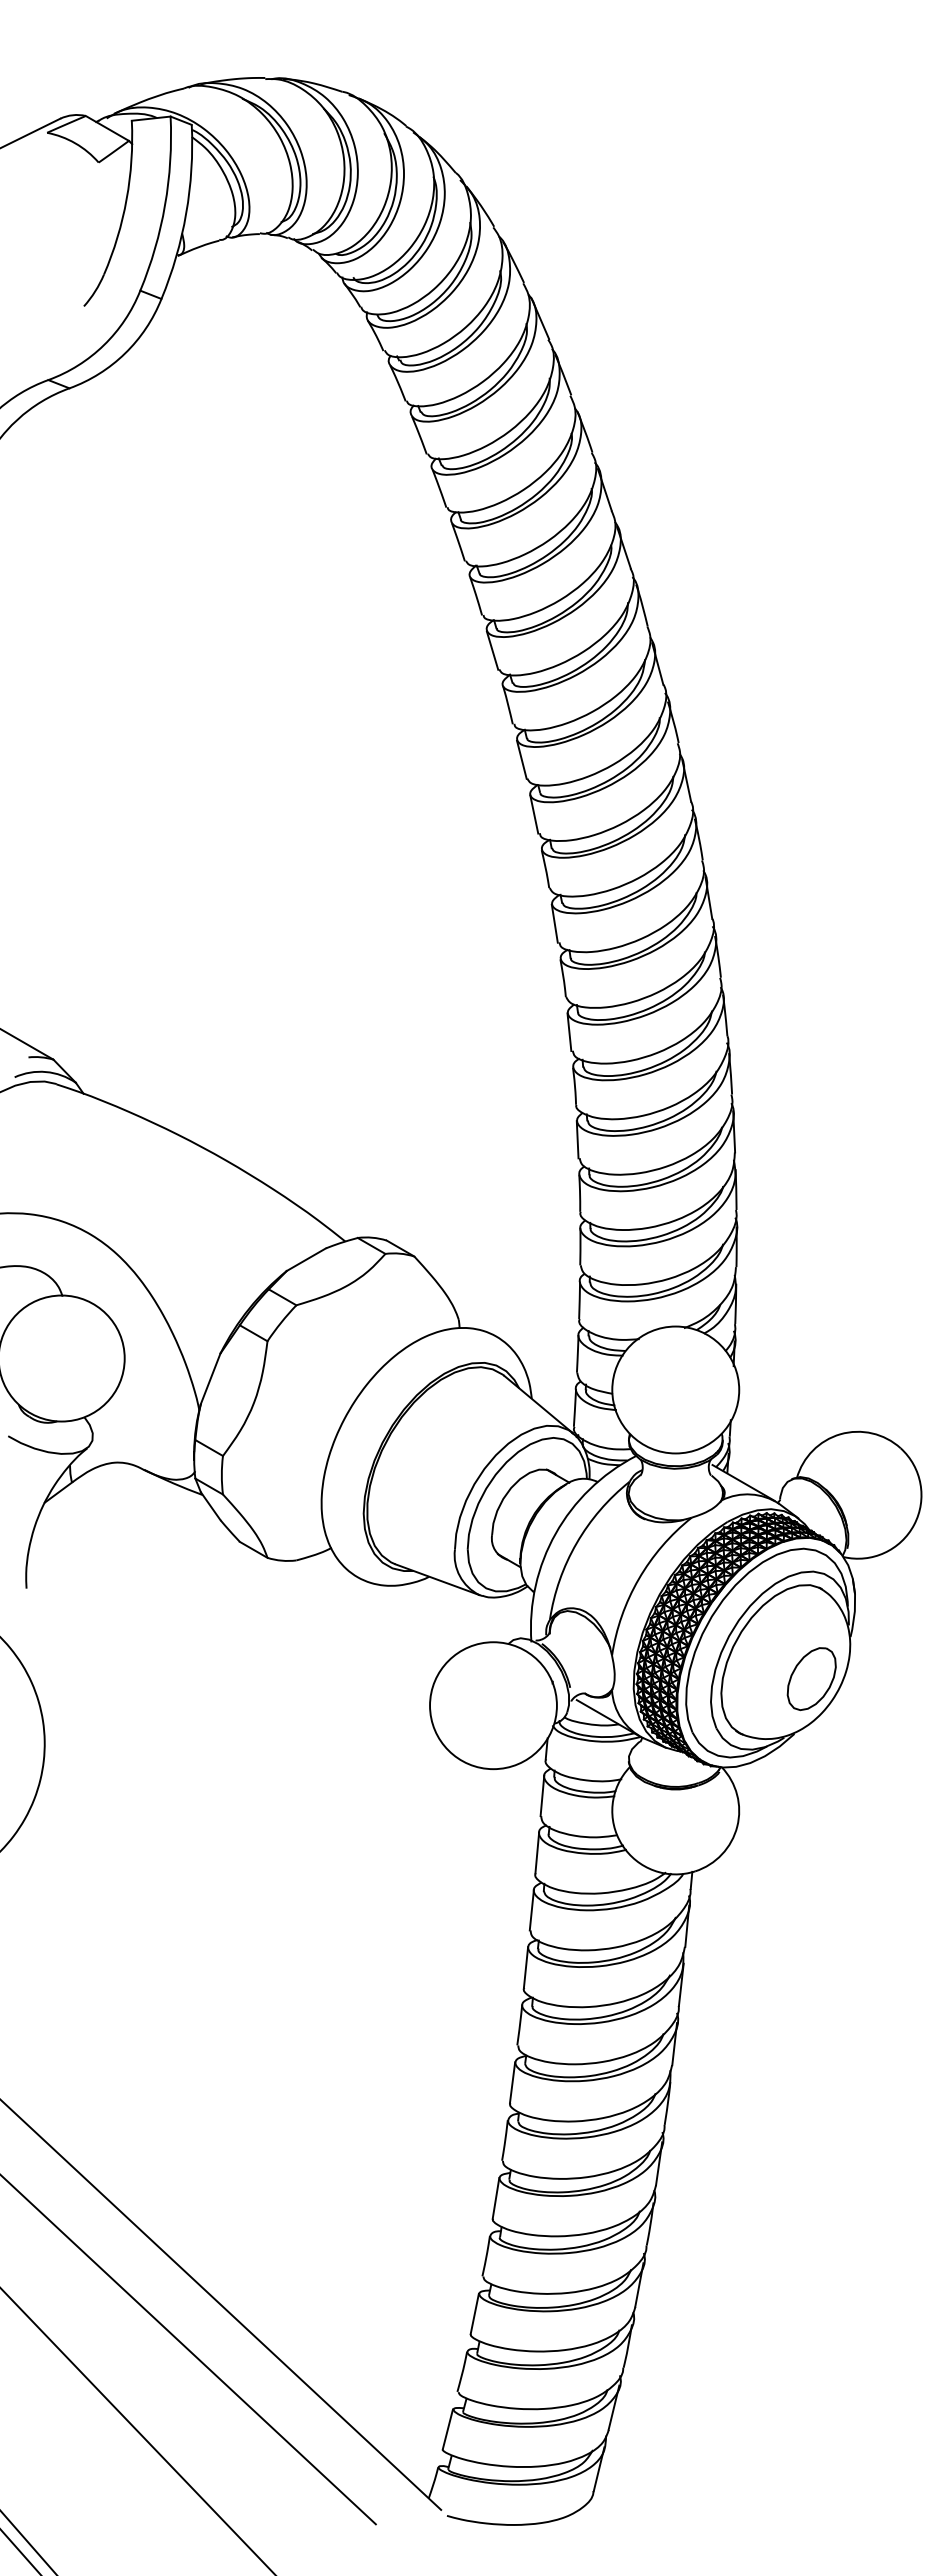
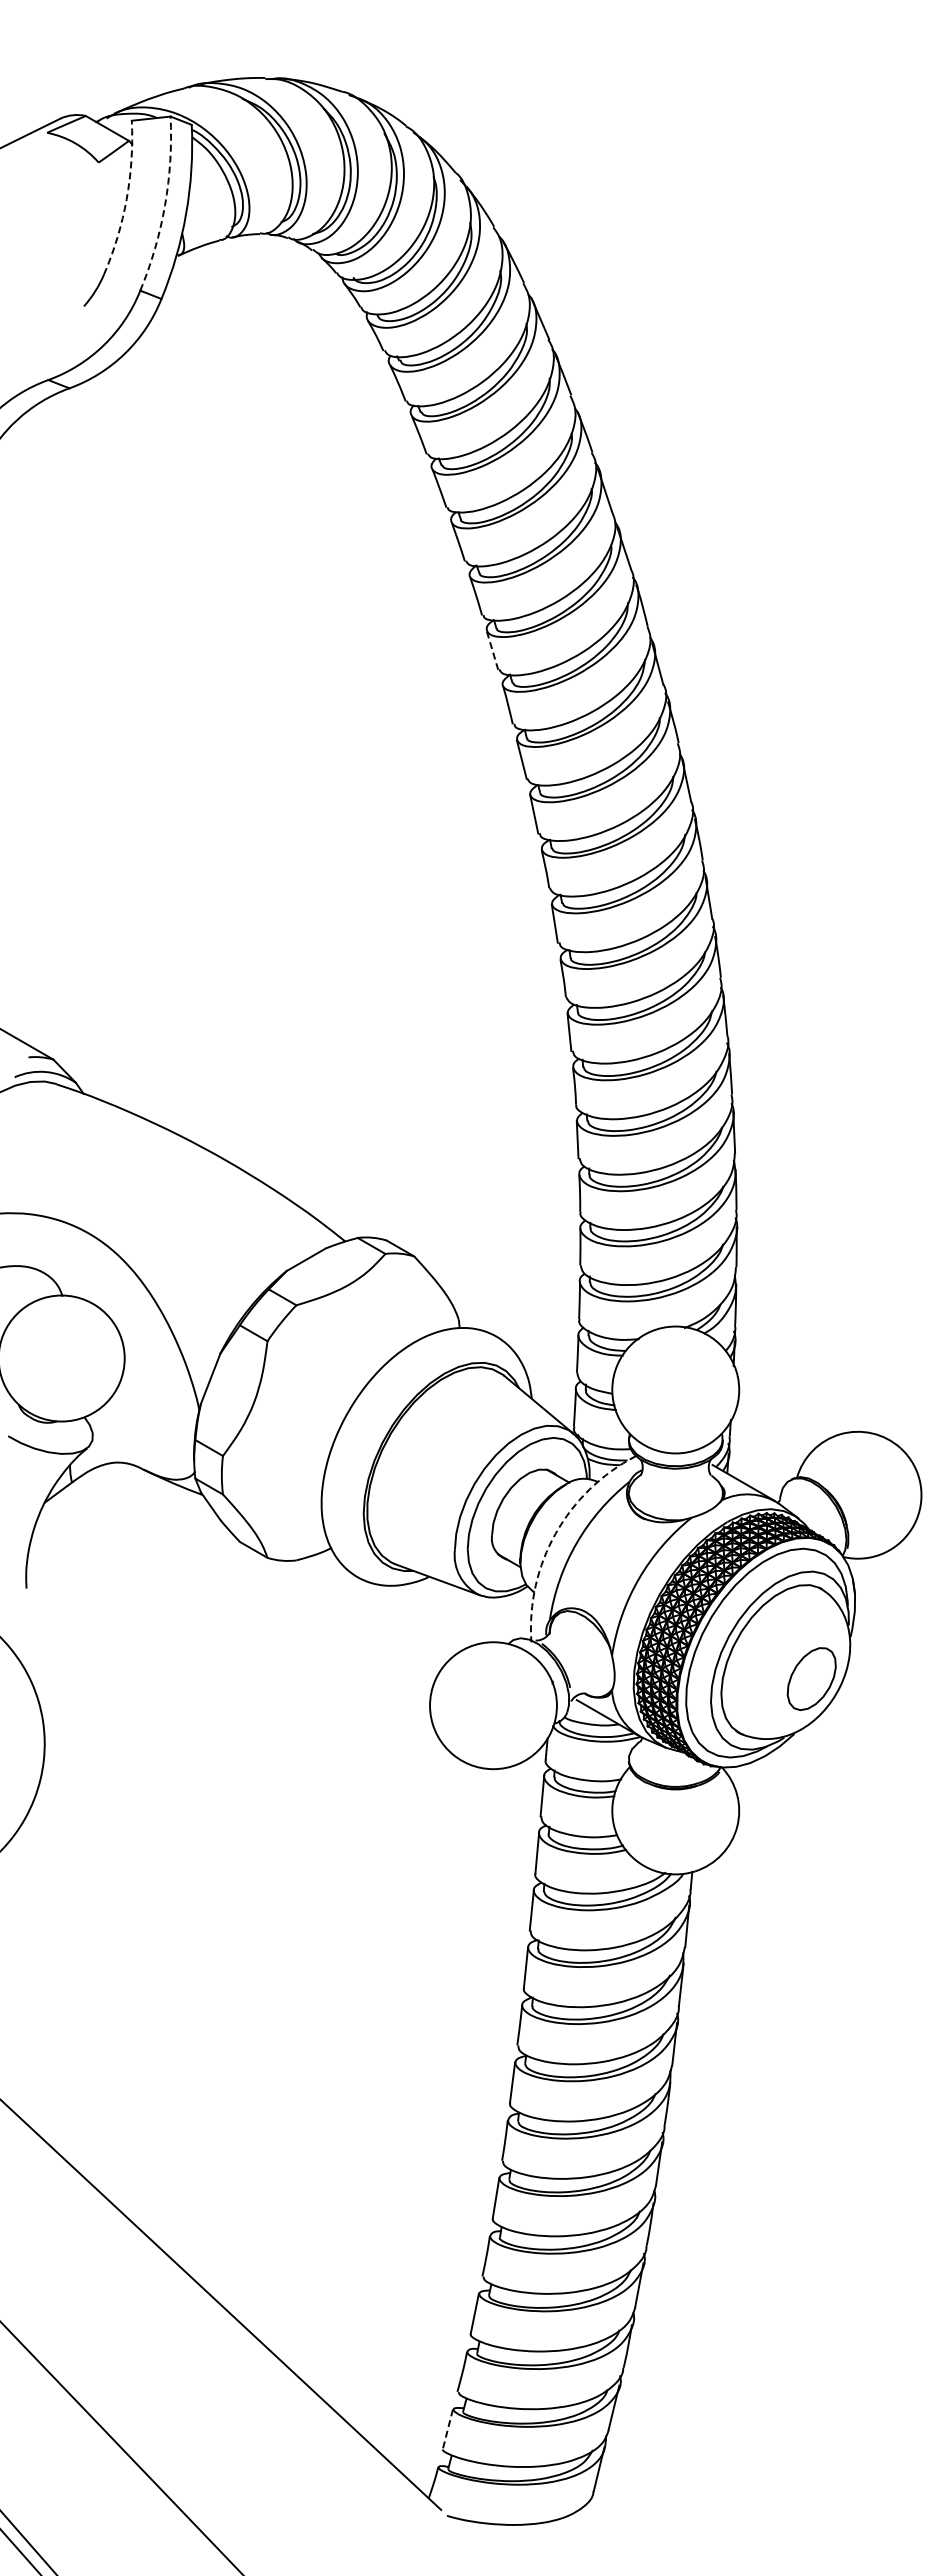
arc: solid -> dashed (126, 199)
arc: solid -> dashed (165, 205)
line: solid -> dashed (492, 650)
arc: solid -> dashed (555, 1533)
line: present -> none (188, 2350)
line: solid -> dashed (447, 2429)
line position: (137, 2431) -> (121, 2447) (121, 2447)
